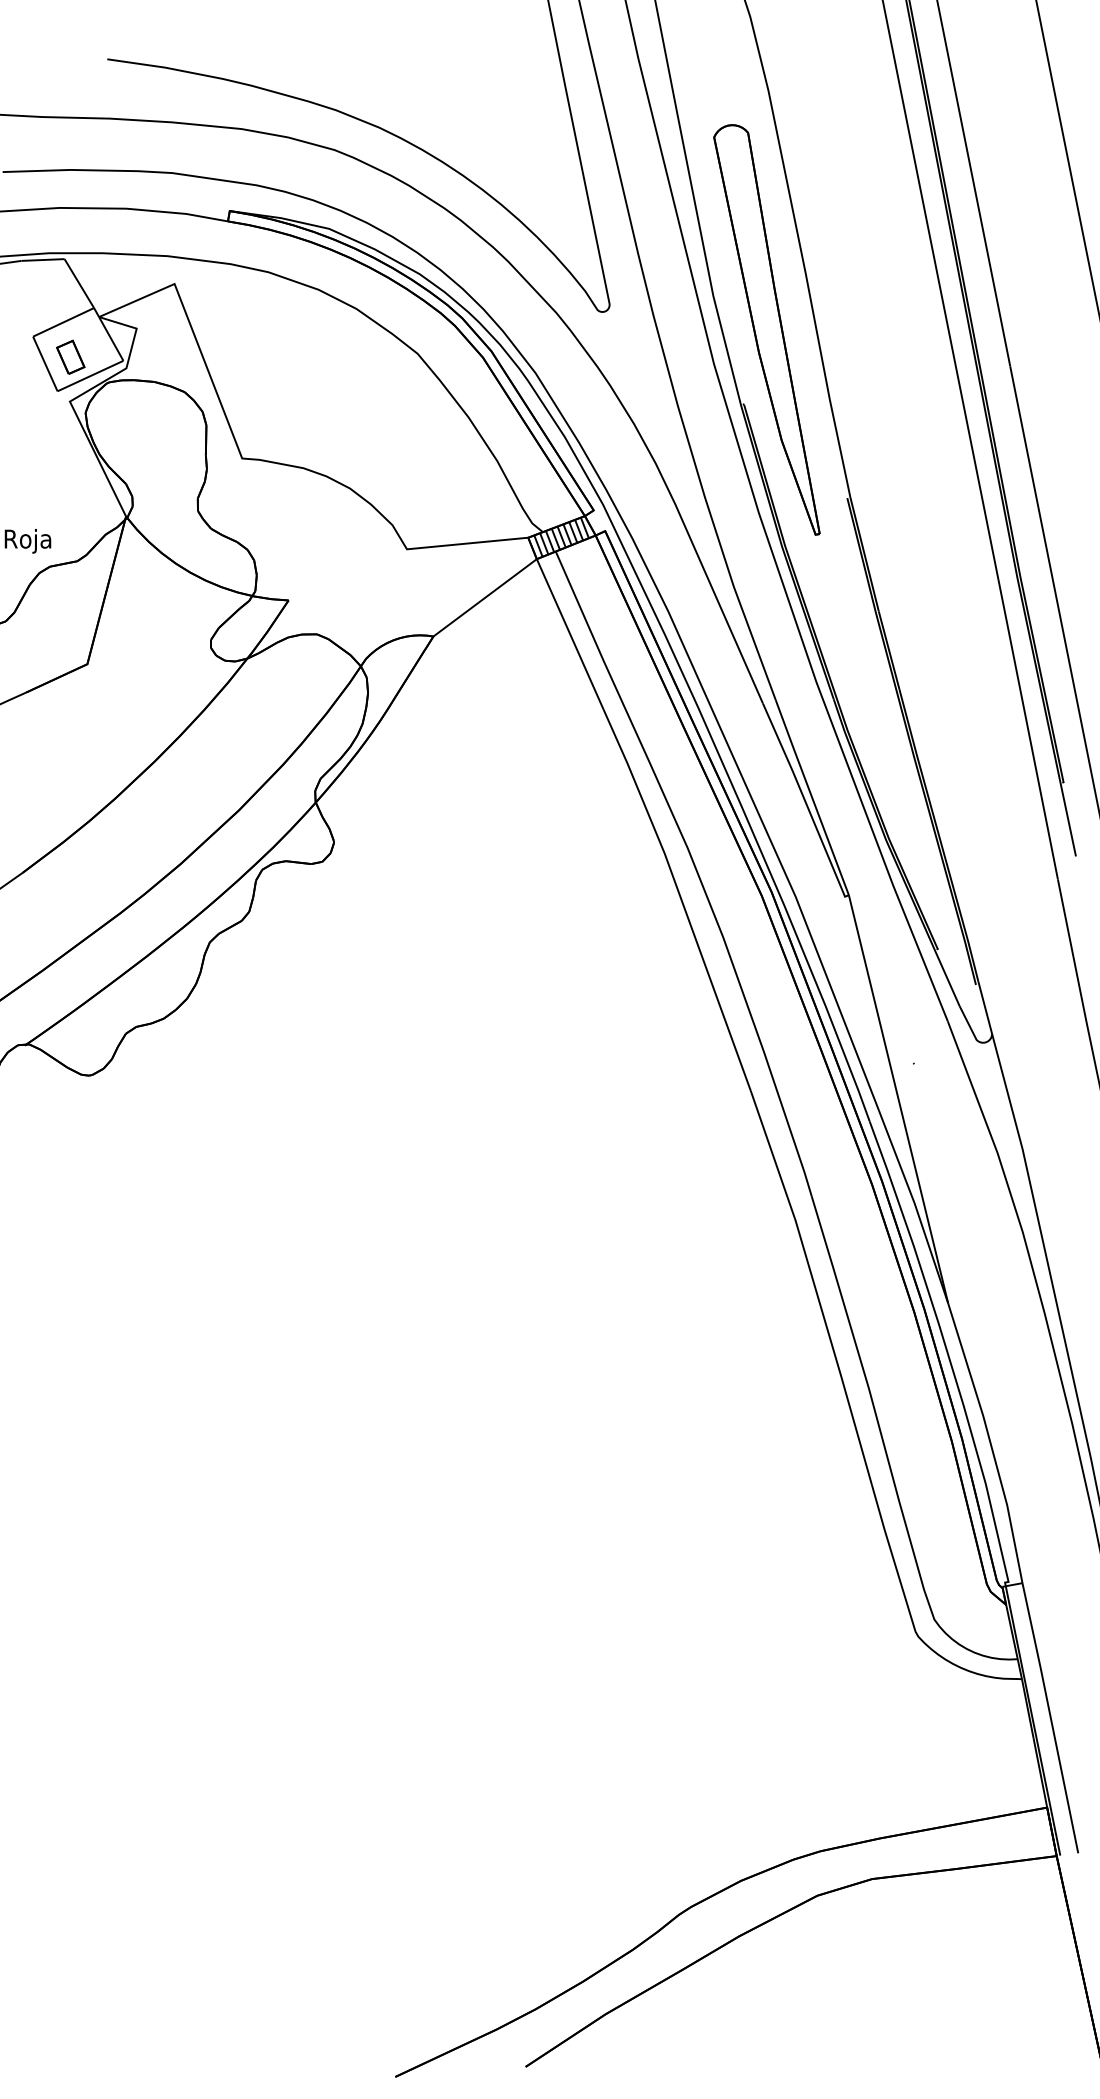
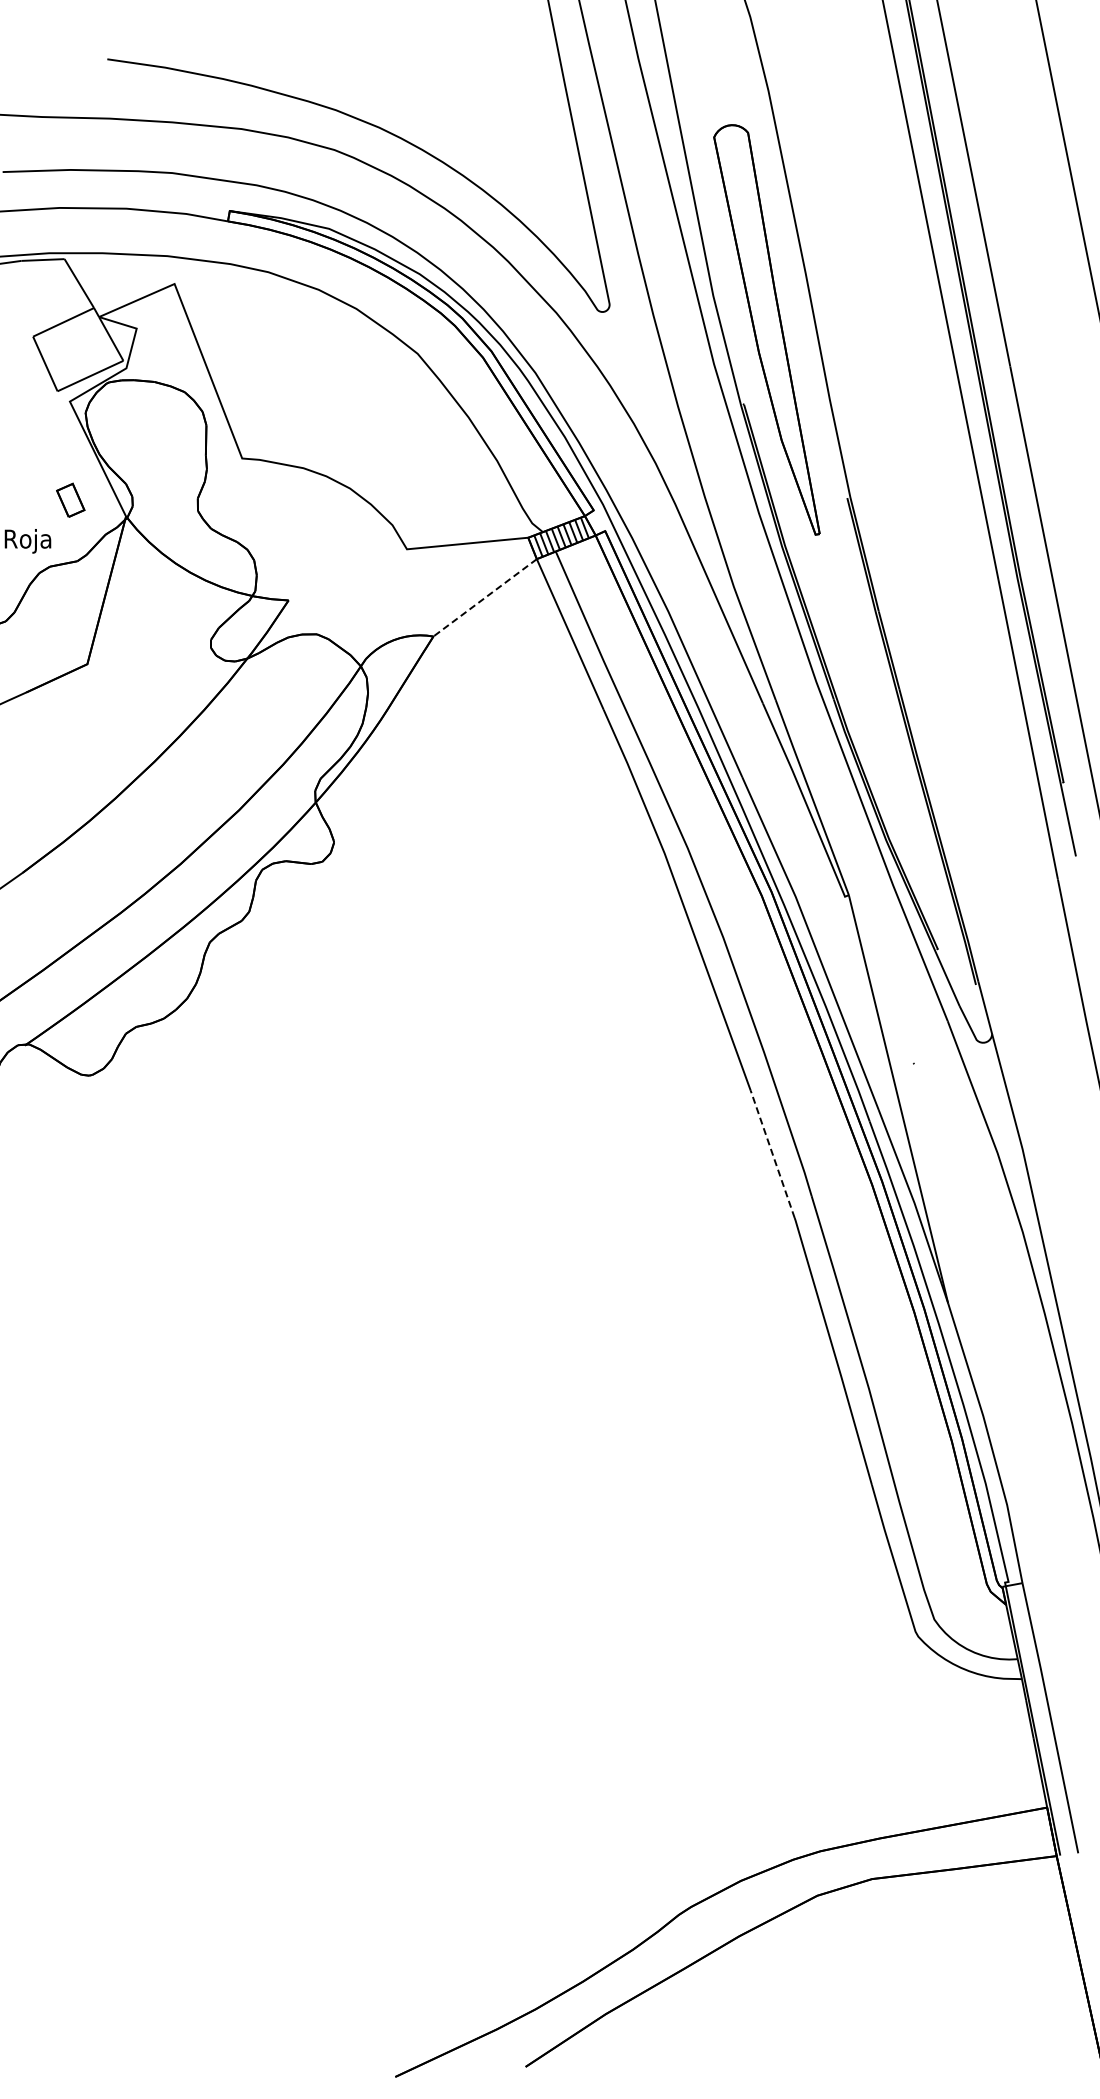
part position: (70, 356) -> (70, 499) (70, 499)
line: solid -> dashed (485, 597)
line: solid -> dashed (772, 1153)
